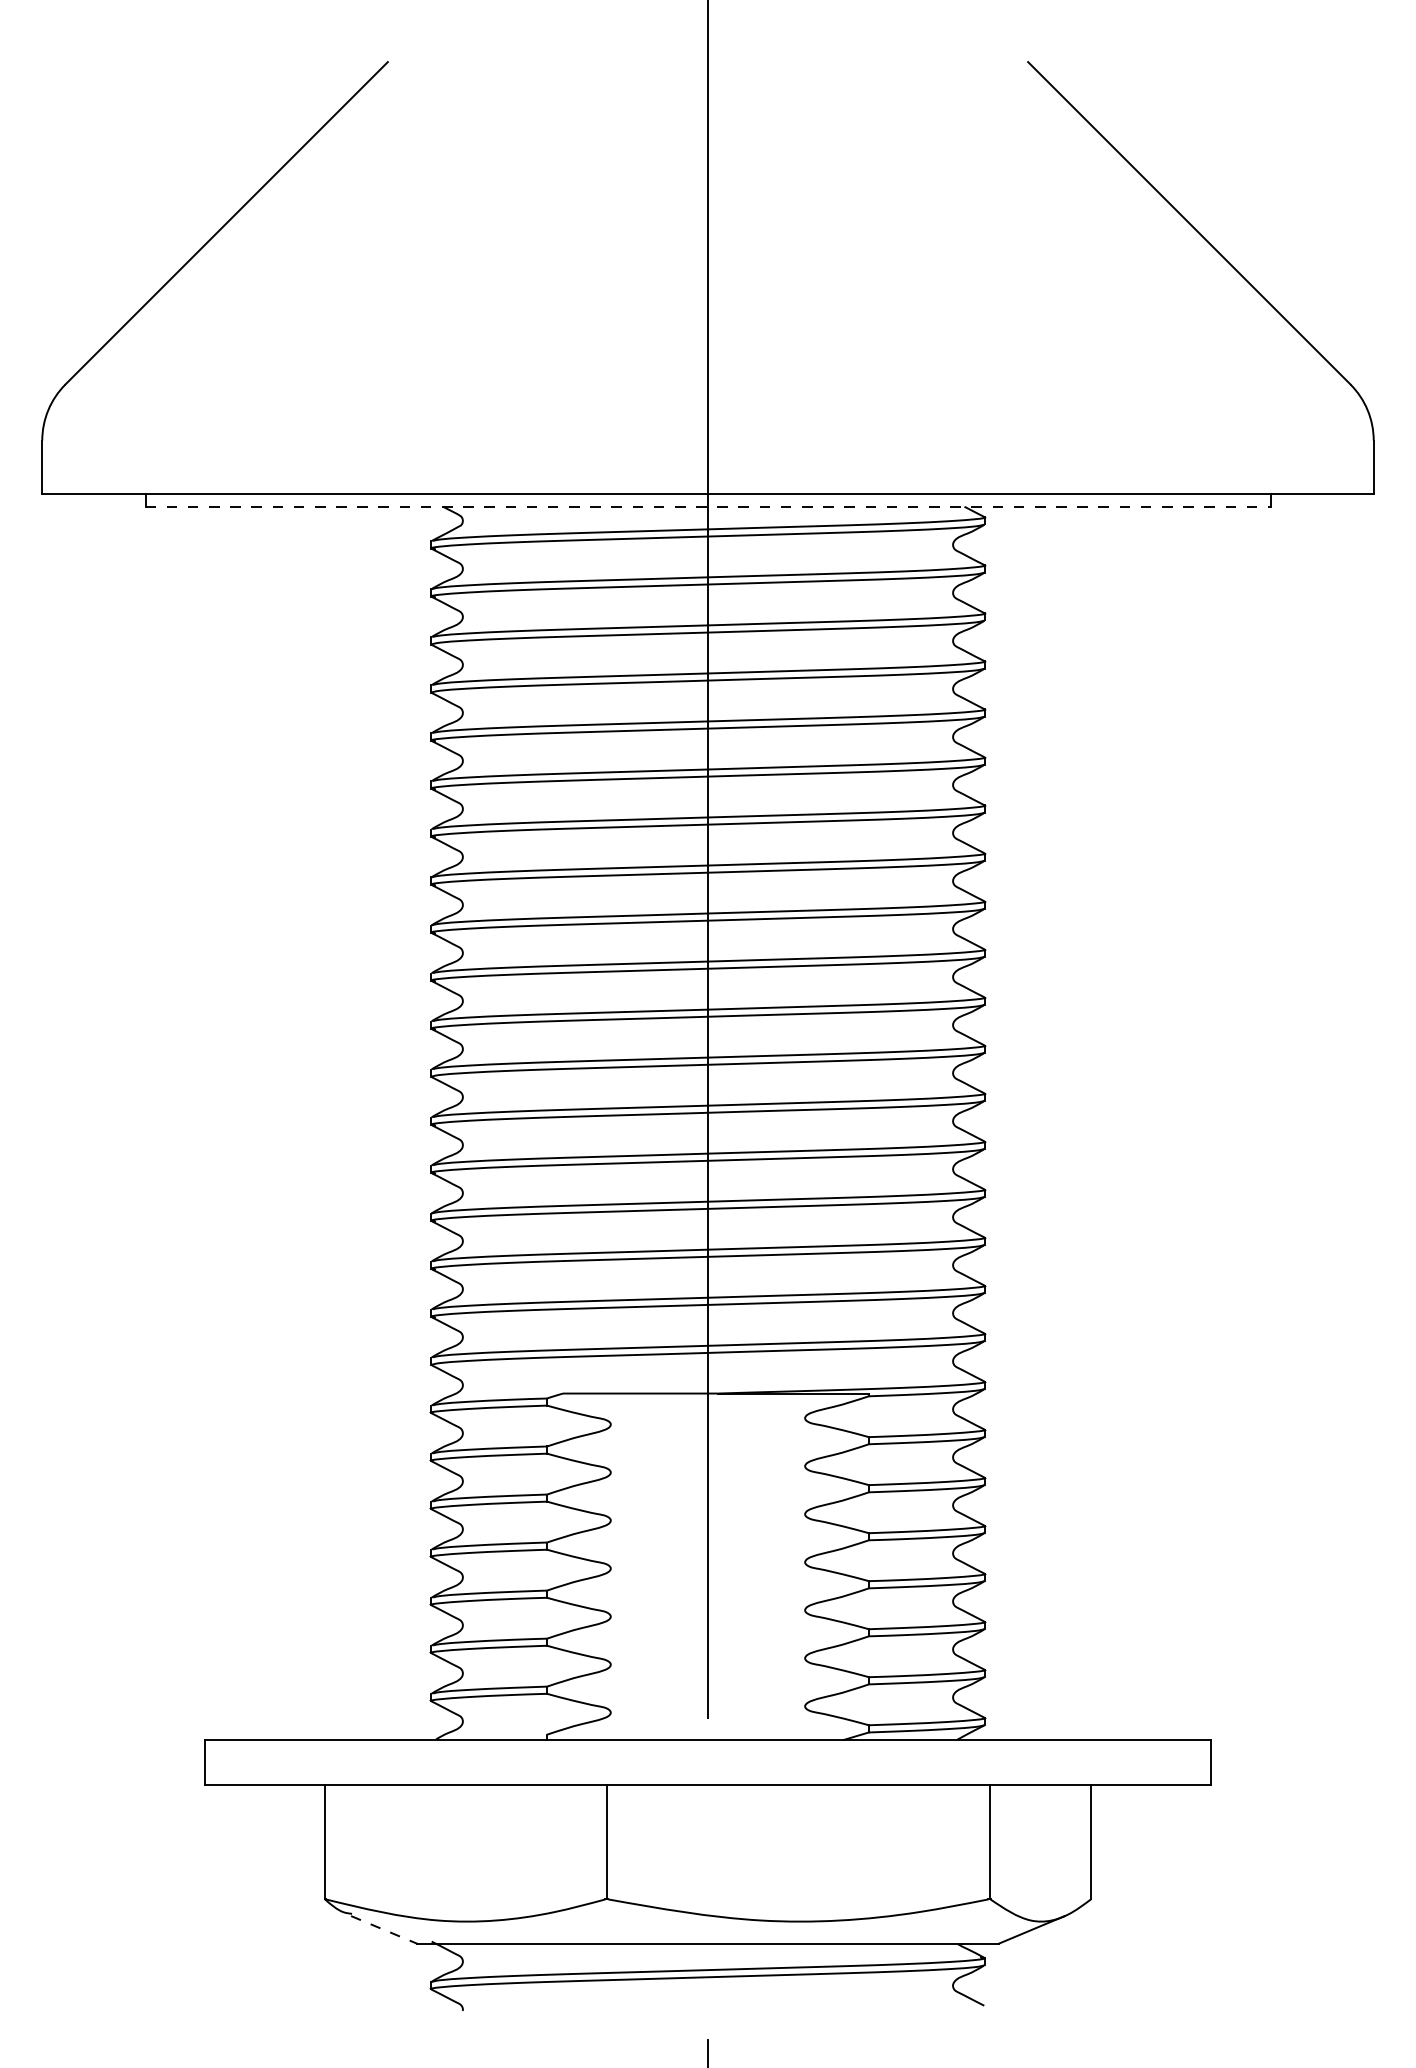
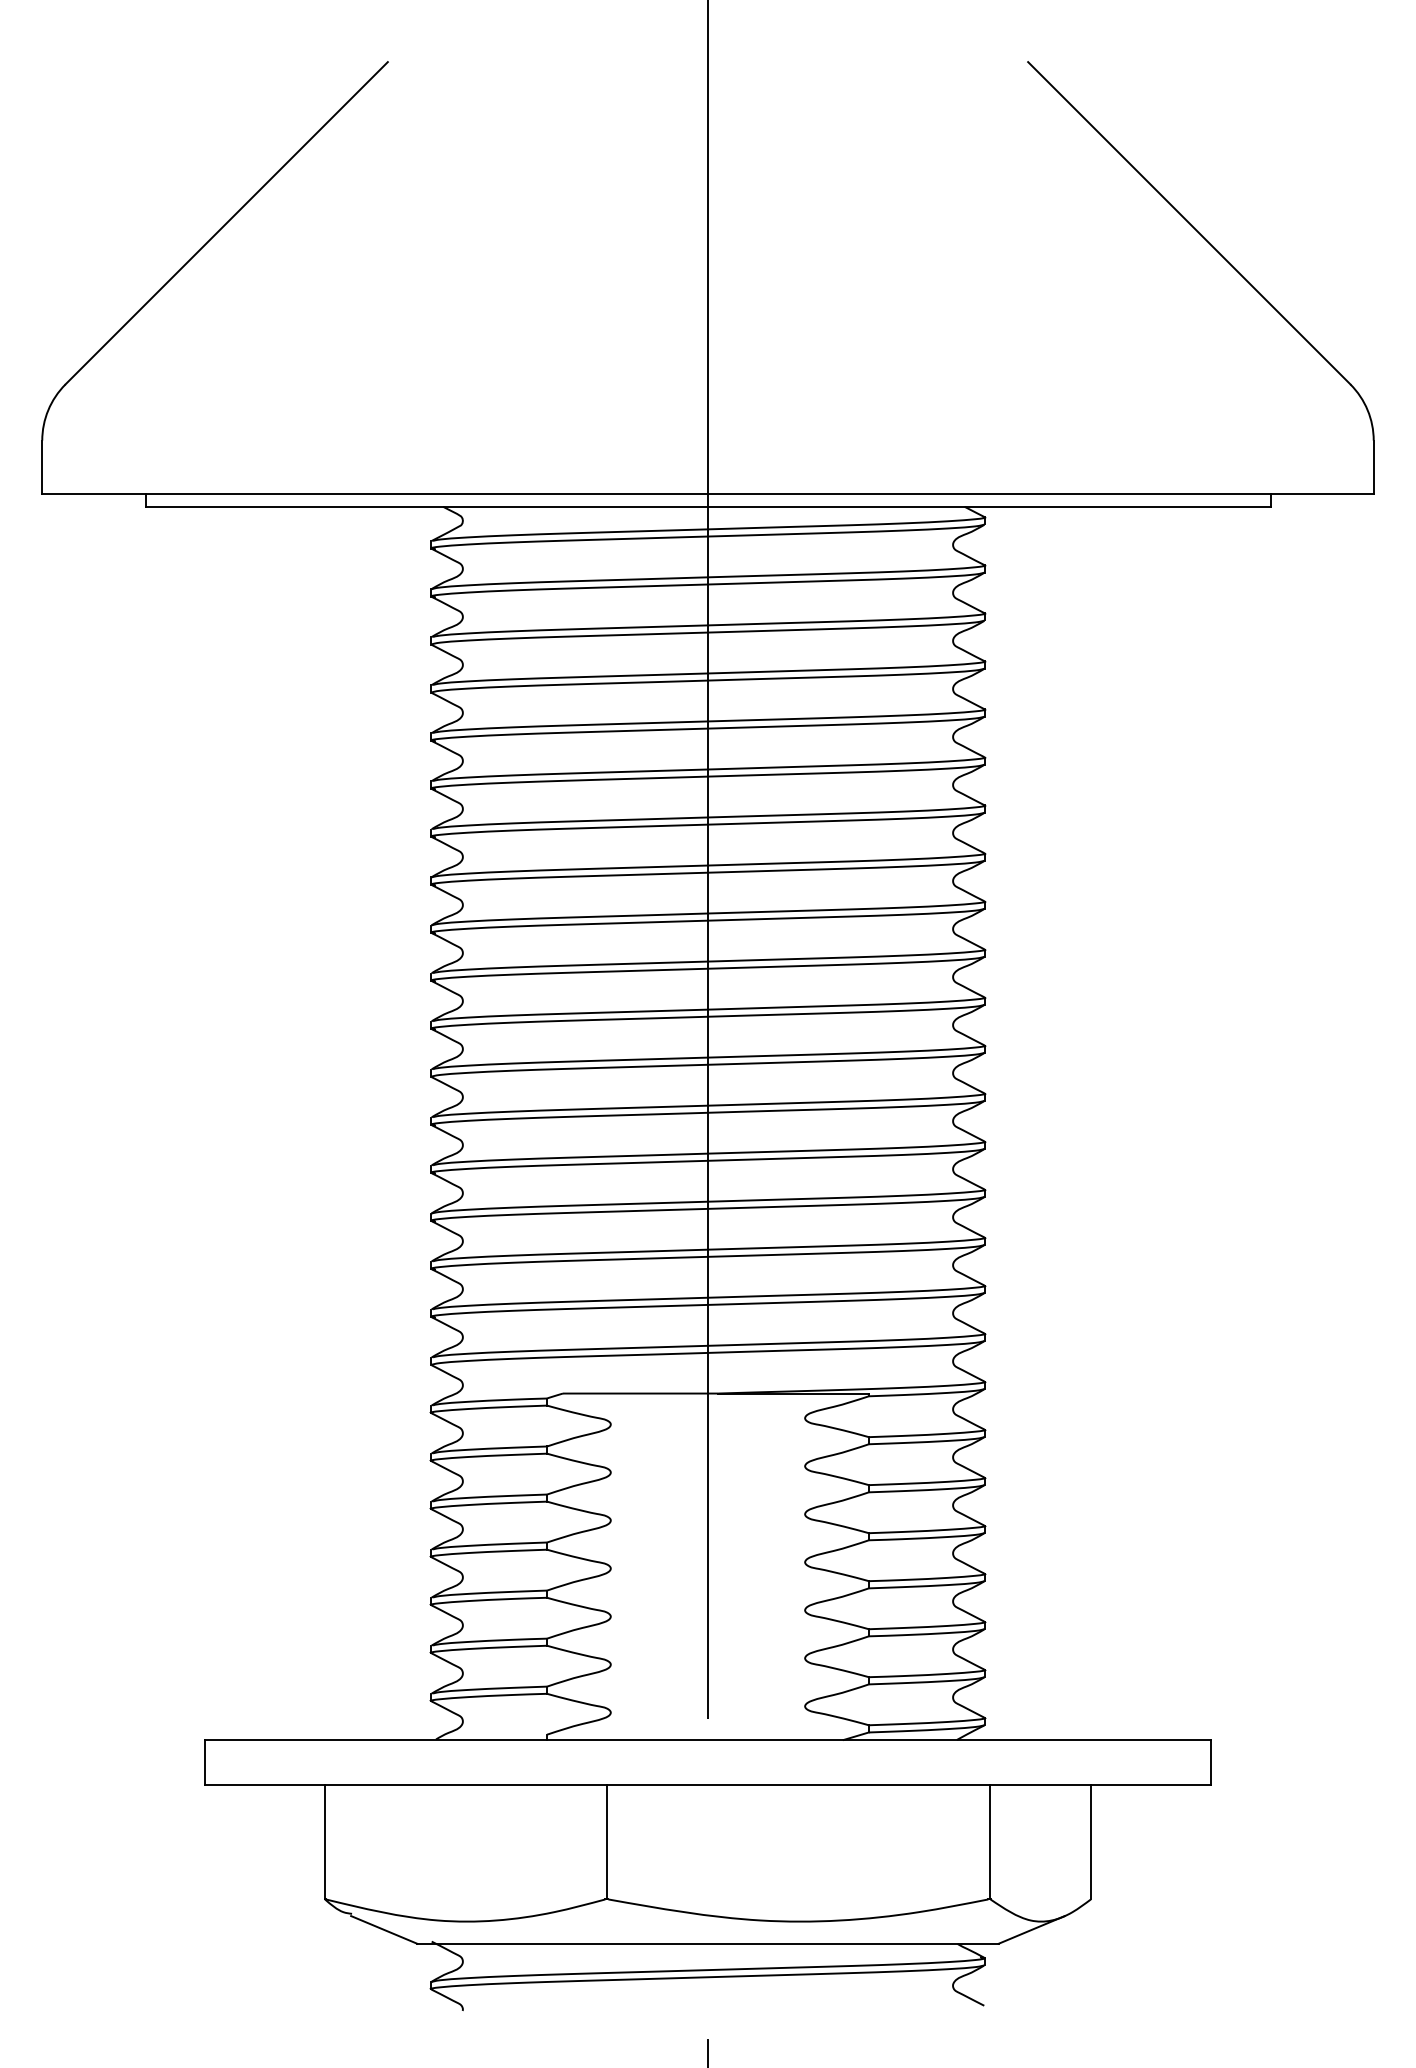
line: dashed -> solid (708, 506)
line: dashed -> solid (384, 1929)
